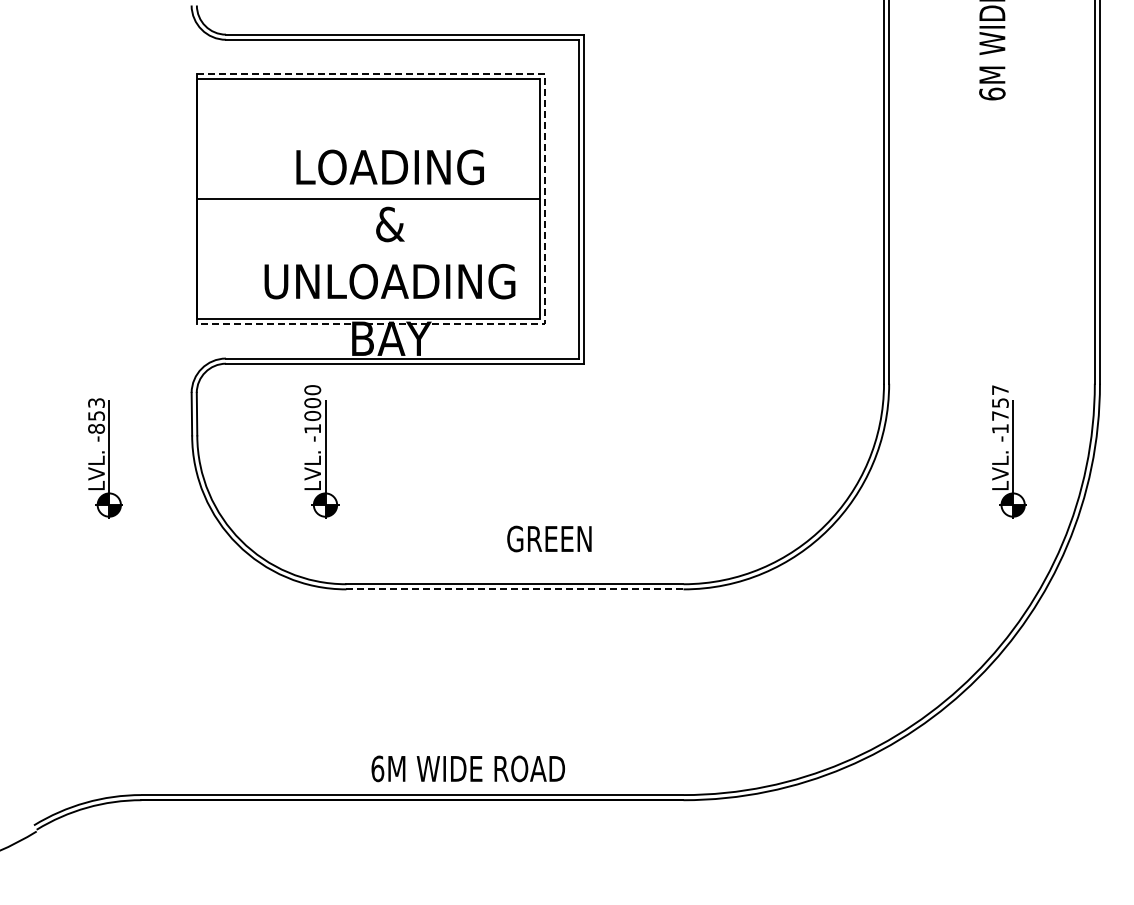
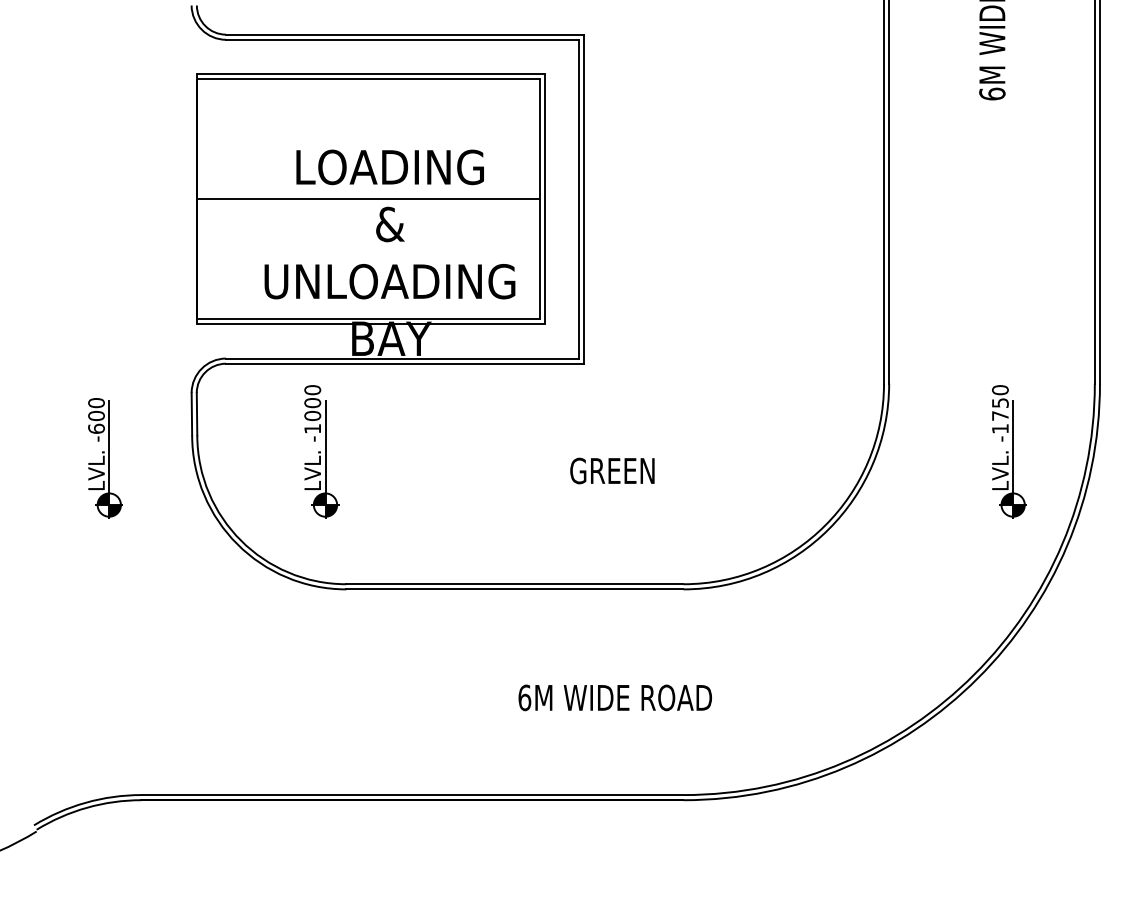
line: dashed -> solid (544, 199)
text: -1757 -> -1750 (1000, 390)
text: -853 -> -600 (96, 415)
text position: (549, 538) -> (612, 470) (612, 470)
line: dashed -> solid (514, 589)
text position: (467, 768) -> (614, 697) (614, 697)
